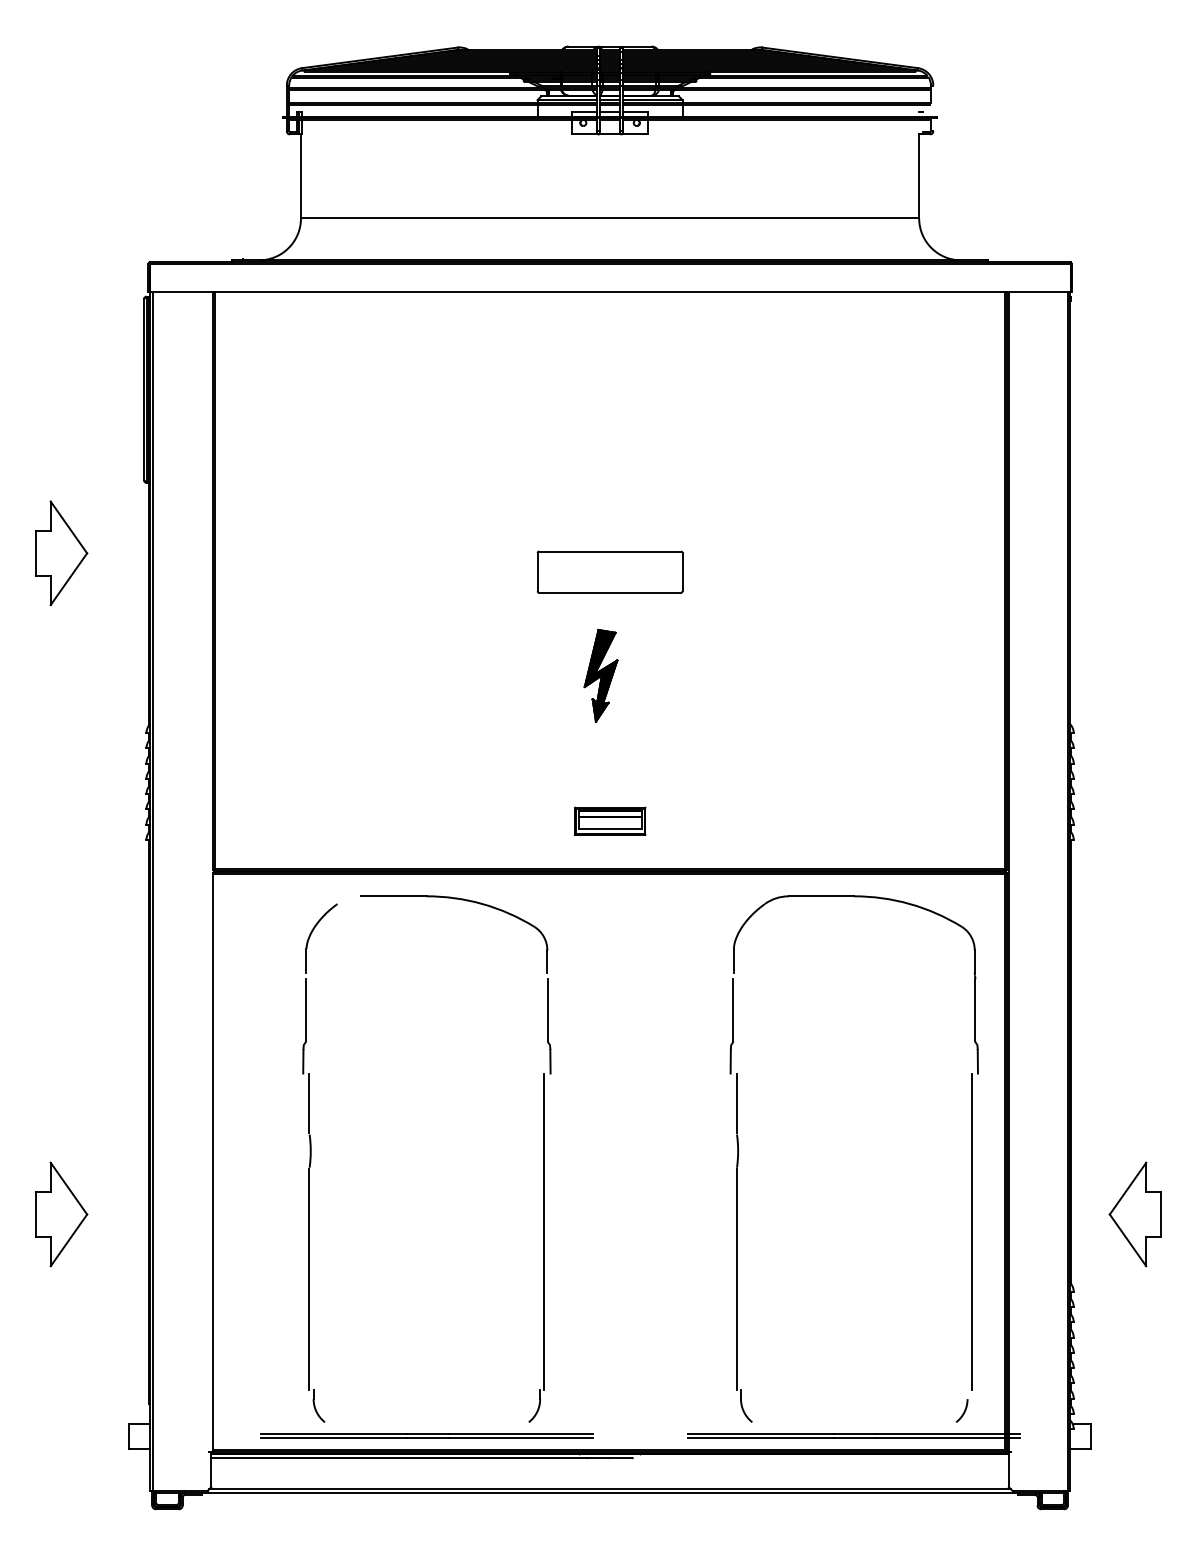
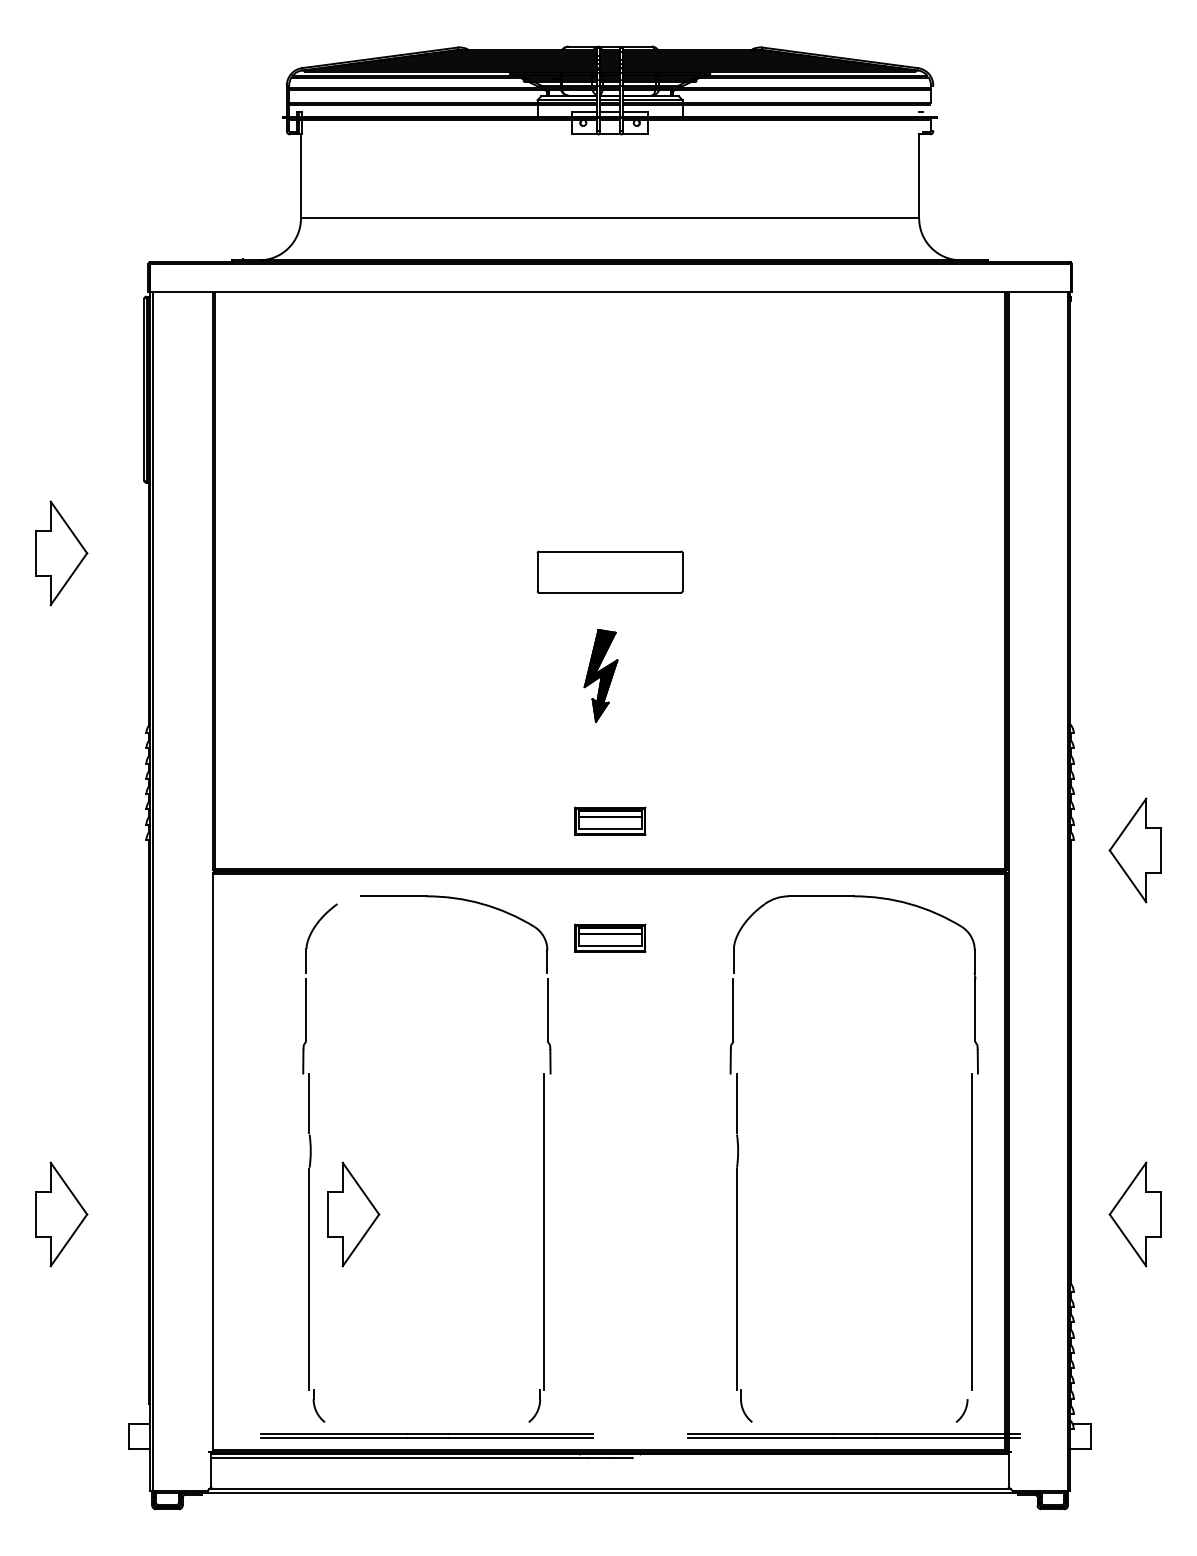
part: none -> present (1134, 850)
part: none -> present (610, 937)
part: none -> present (353, 1214)
